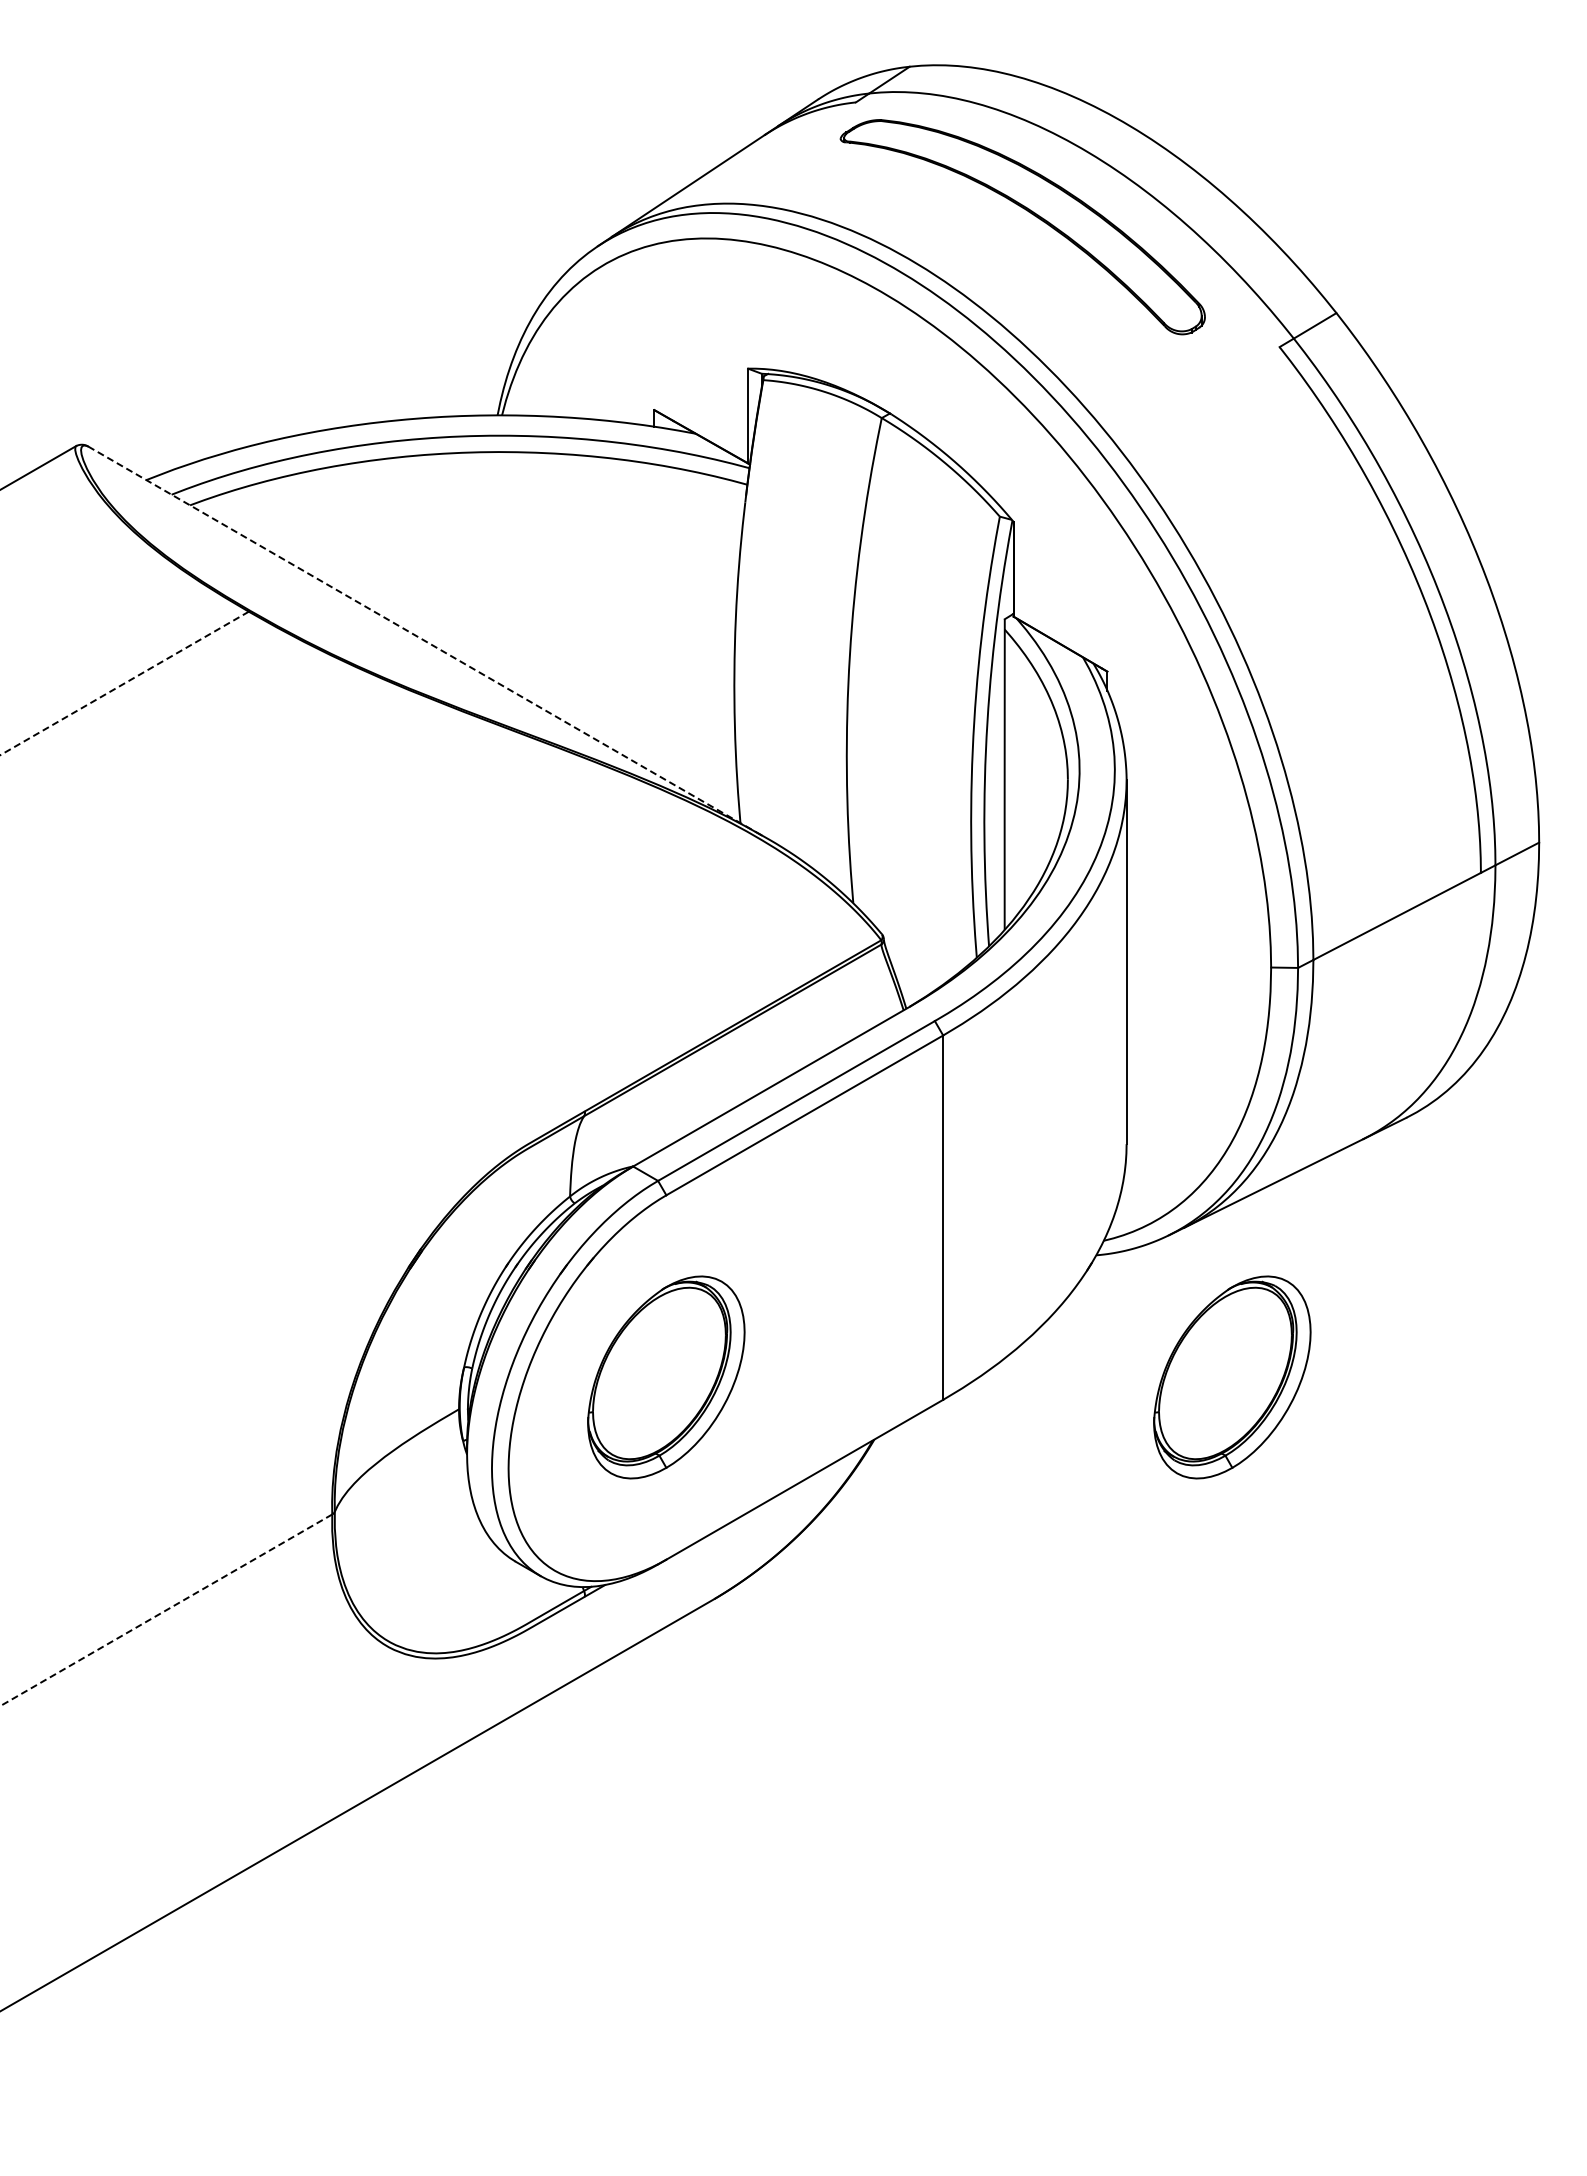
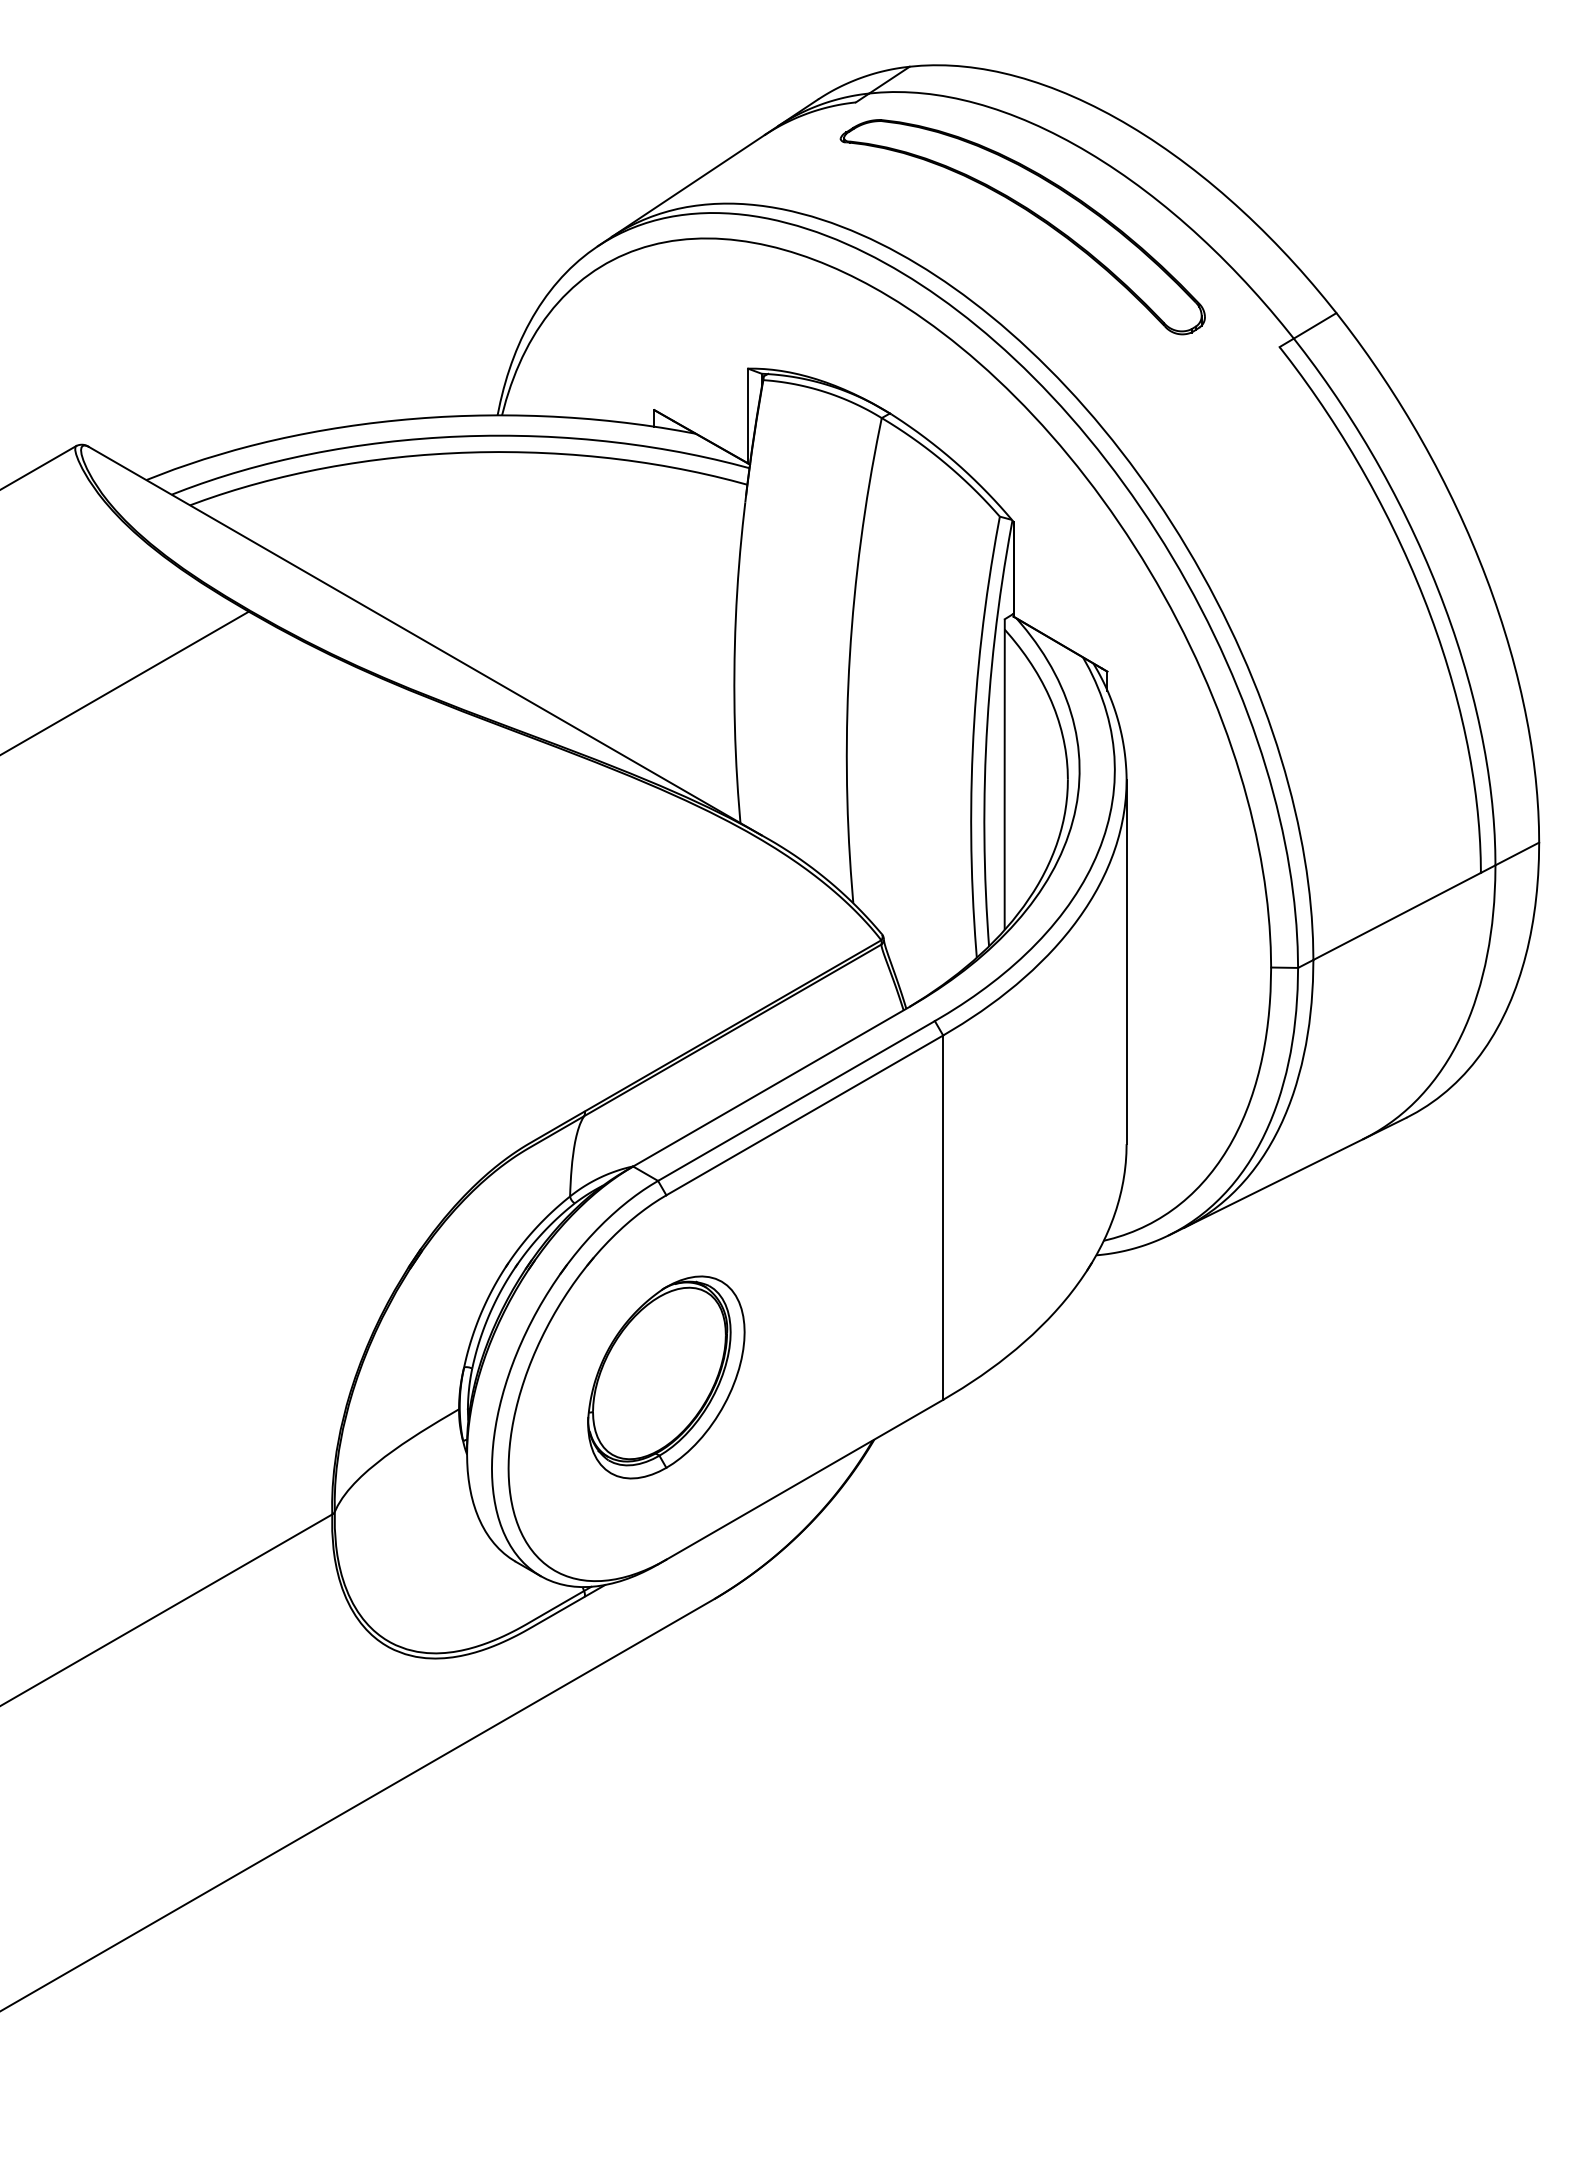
line: dashed -> solid (425, 641)
line: dashed -> solid (125, 683)
part: present -> none (1232, 1377)
line: dashed -> solid (166, 1610)
